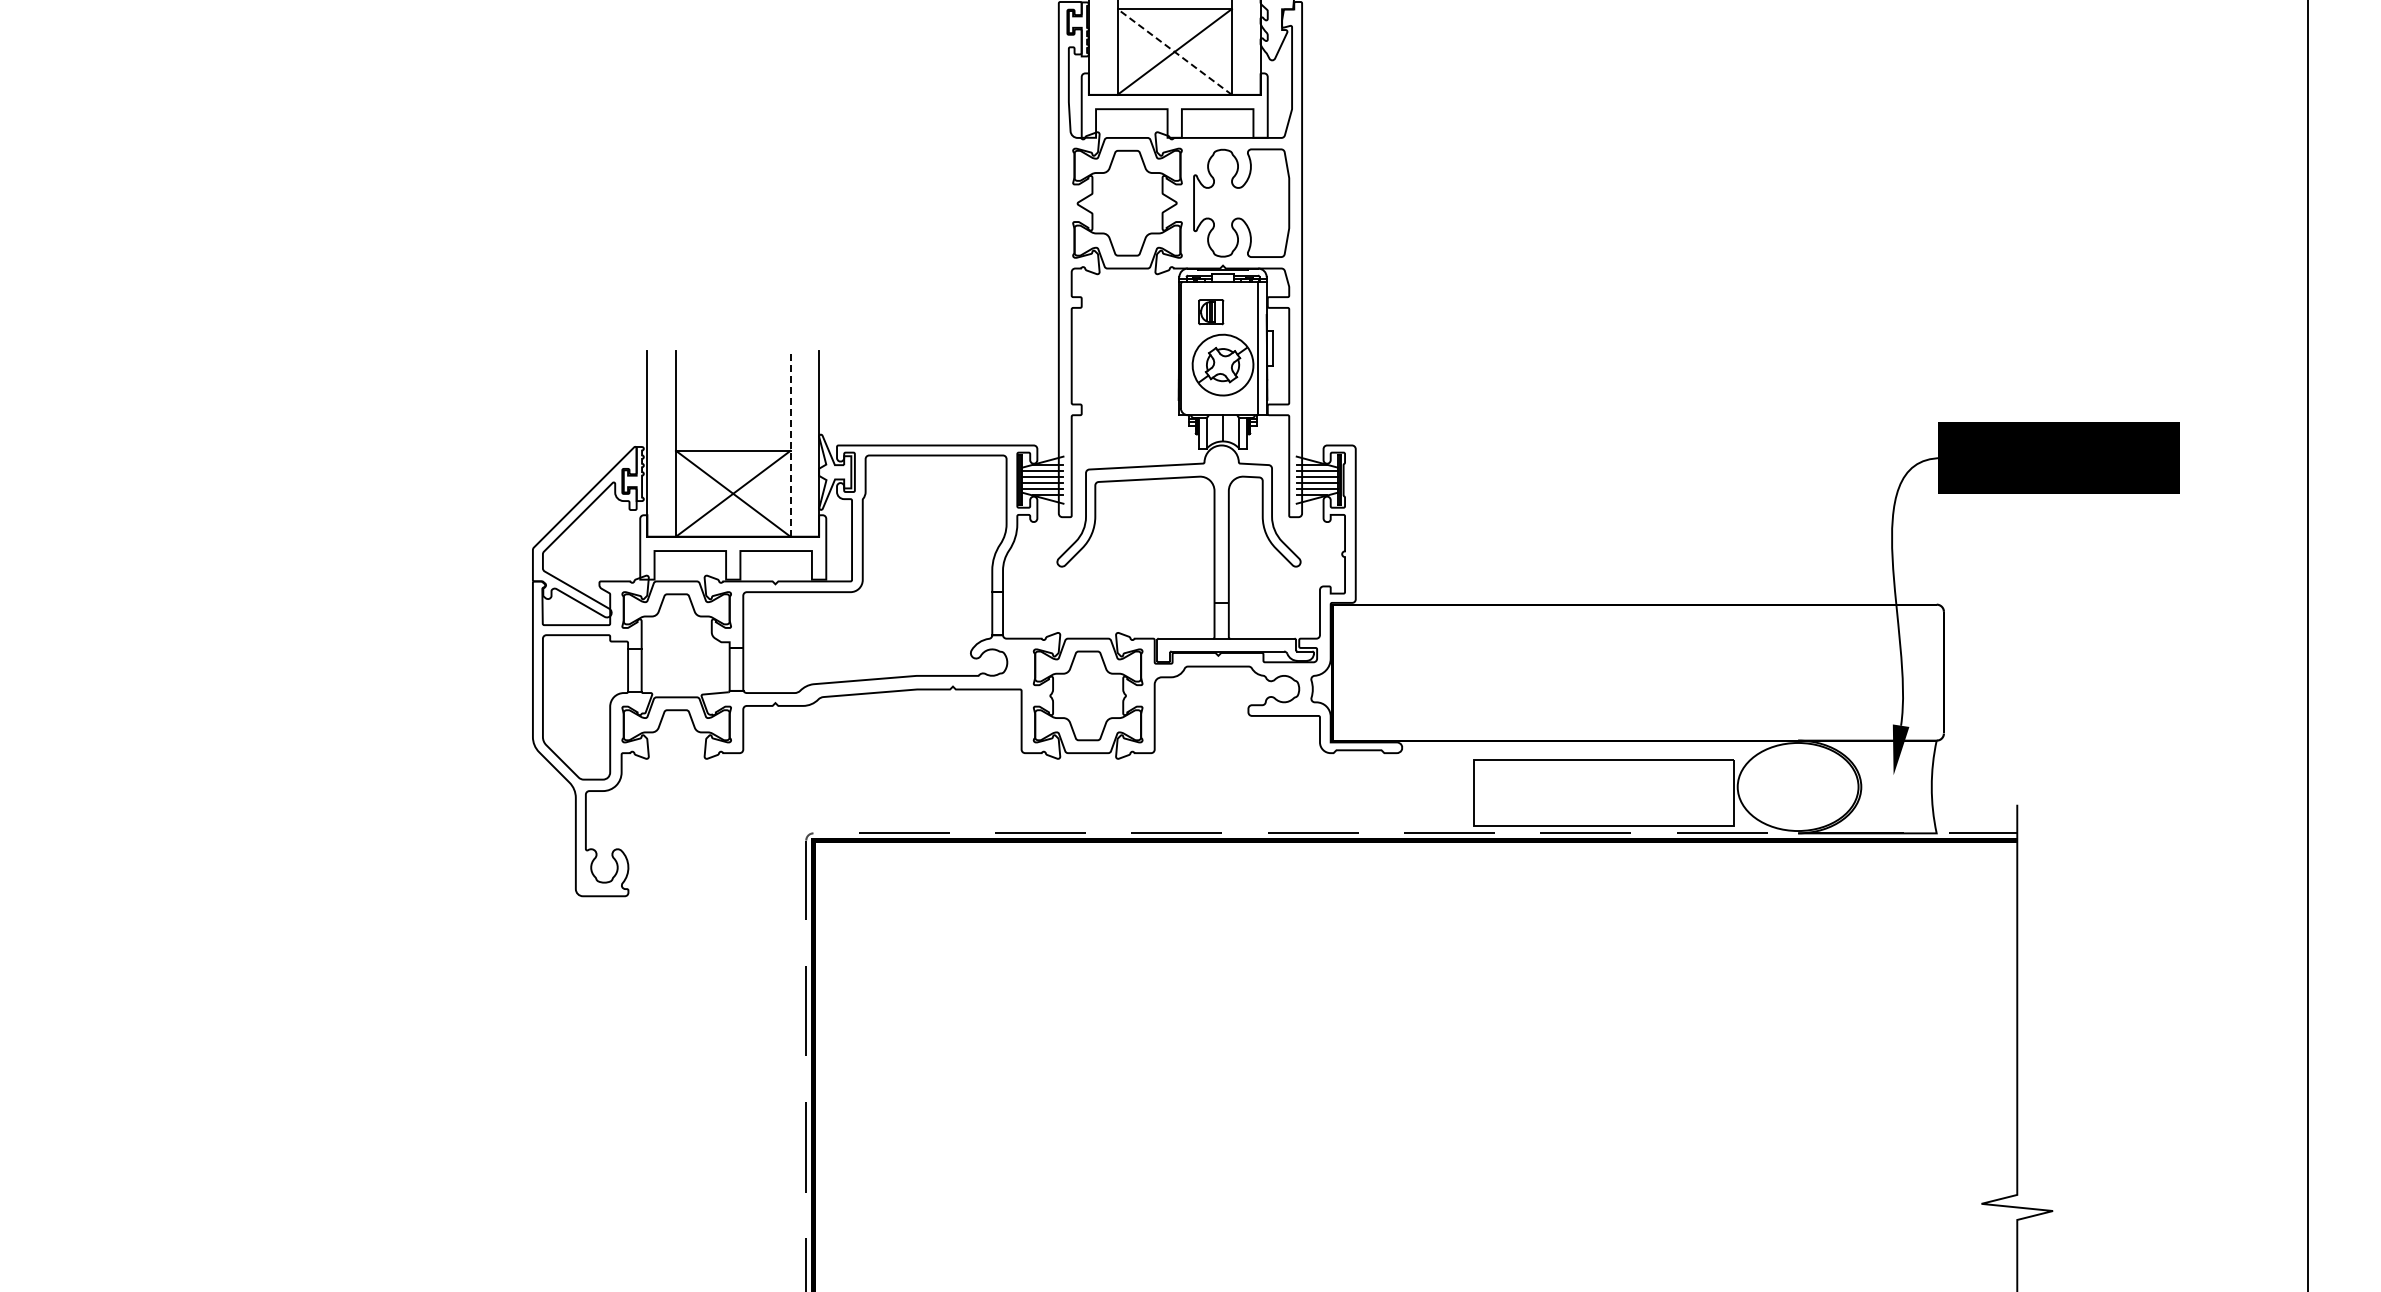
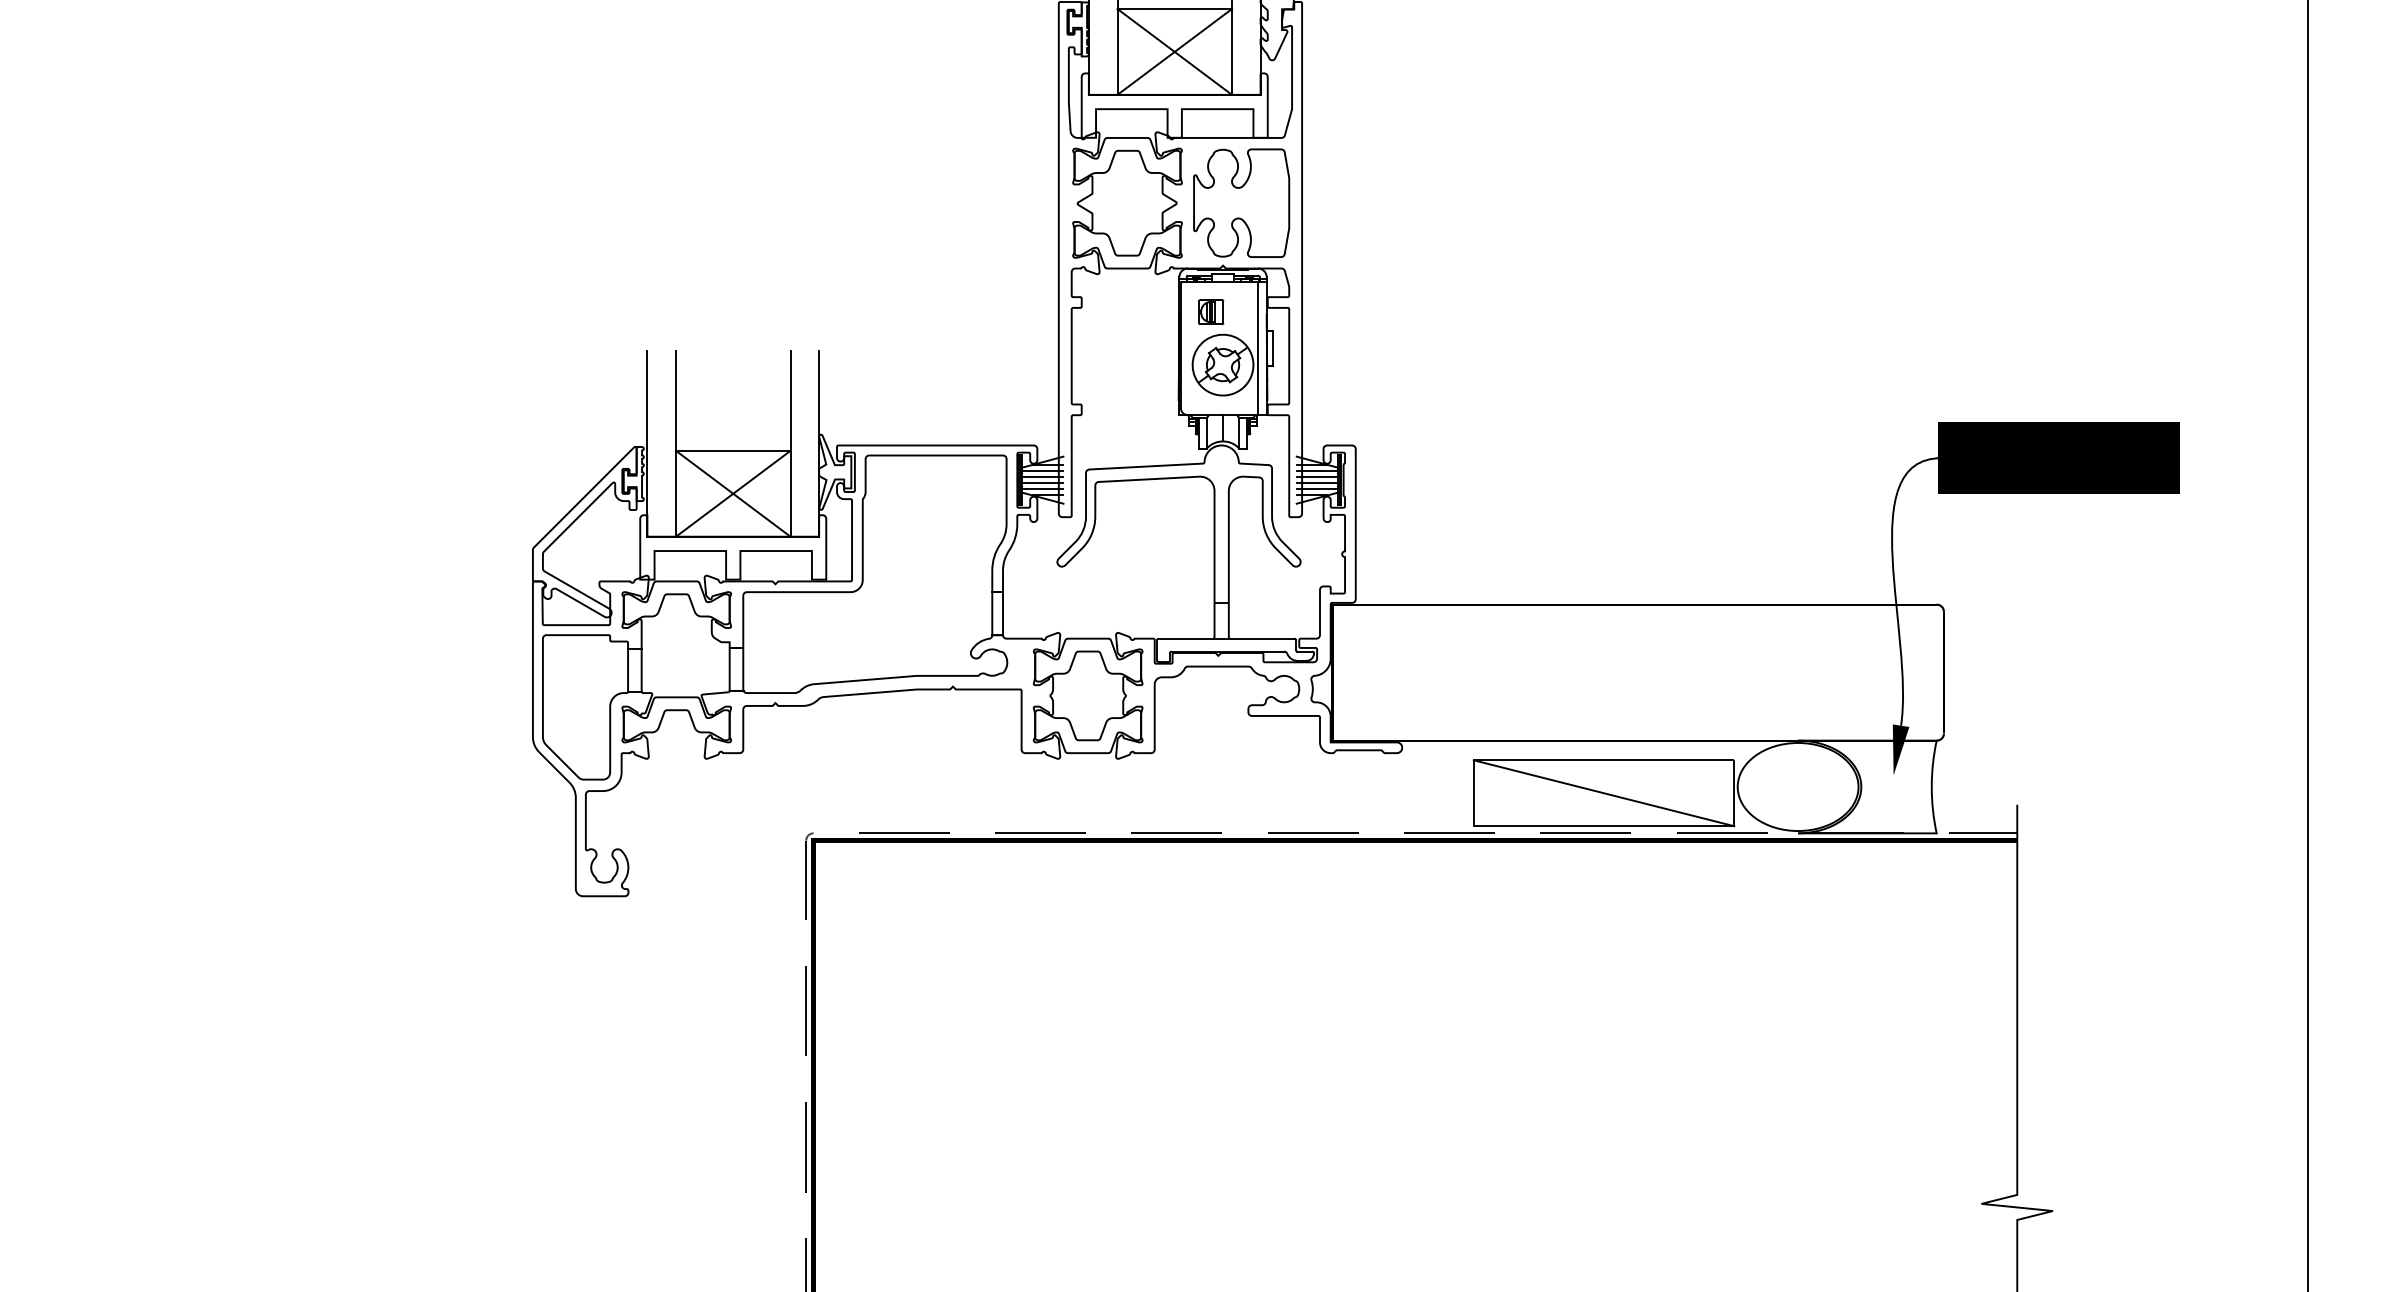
line: dashed -> solid (1174, 51)
line: dashed -> solid (790, 443)
line: none -> present (1603, 793)
